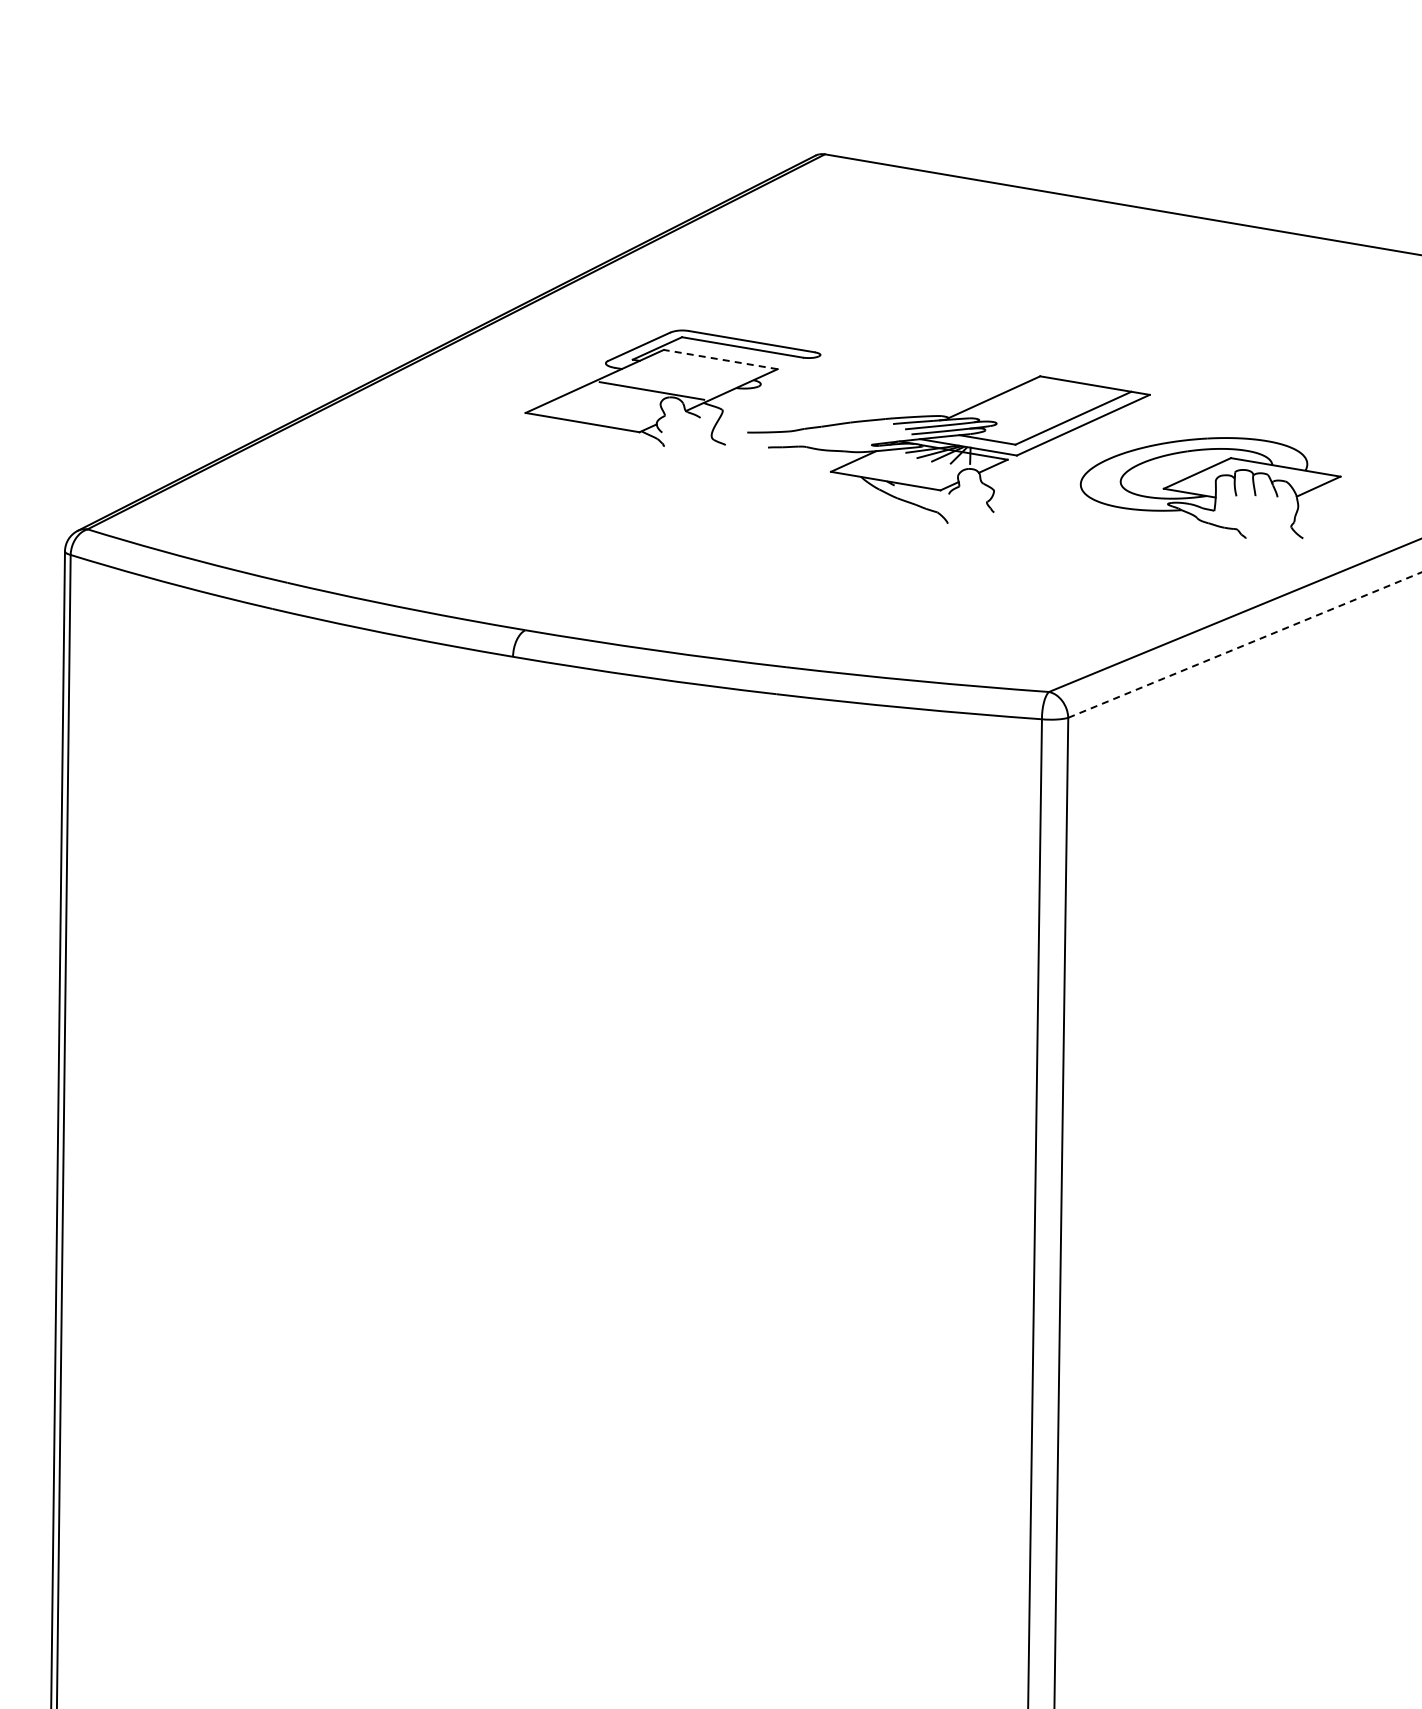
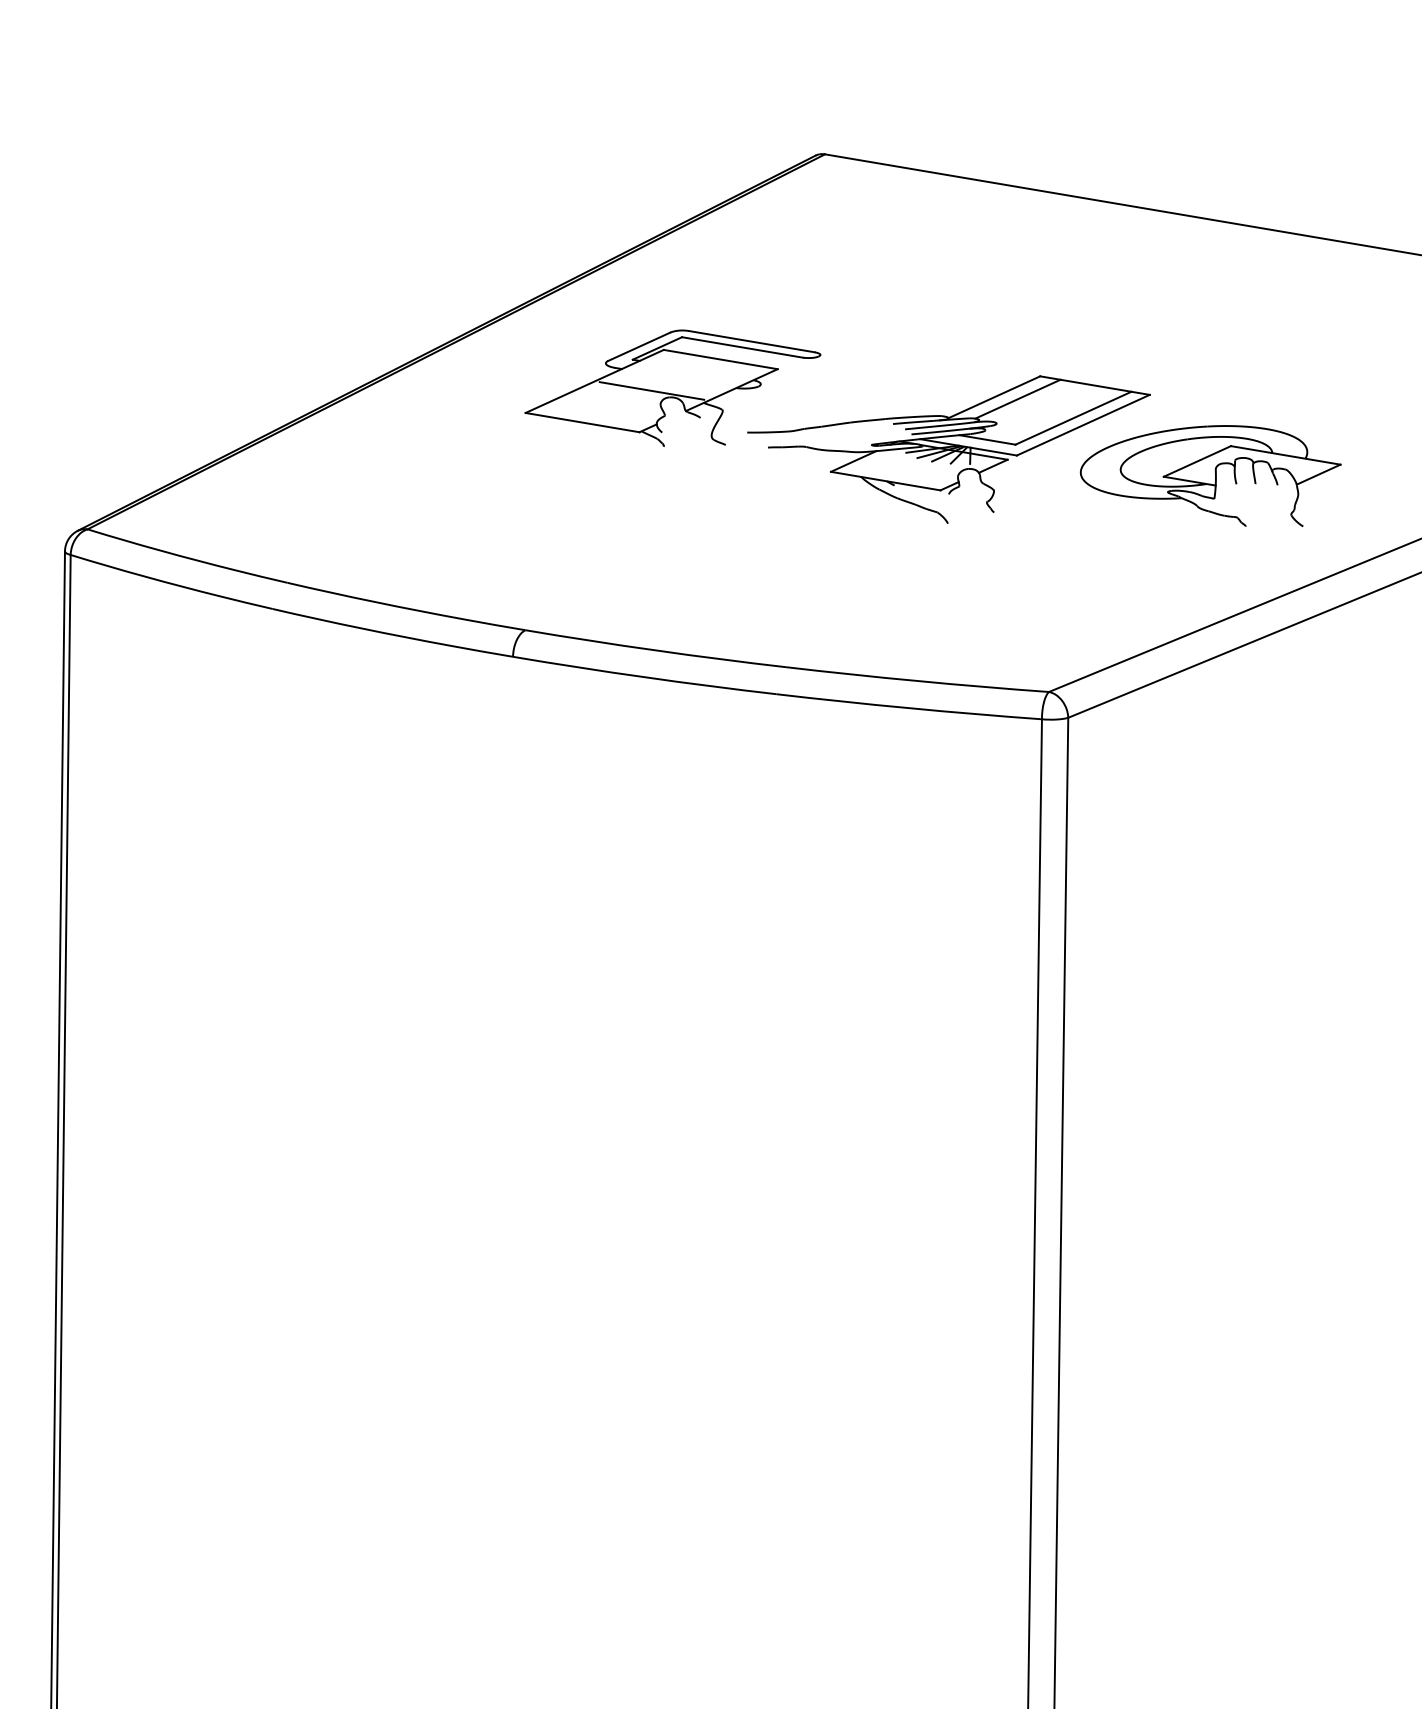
line: dashed -> solid (720, 359)
line: none -> present (1017, 398)
part position: (1210, 488) -> (1210, 476) (1210, 476)
line: dashed -> solid (1244, 645)
